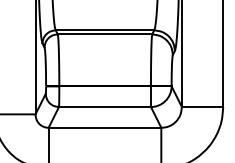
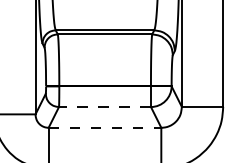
line: solid -> dashed (105, 107)
line: solid -> dashed (105, 127)
